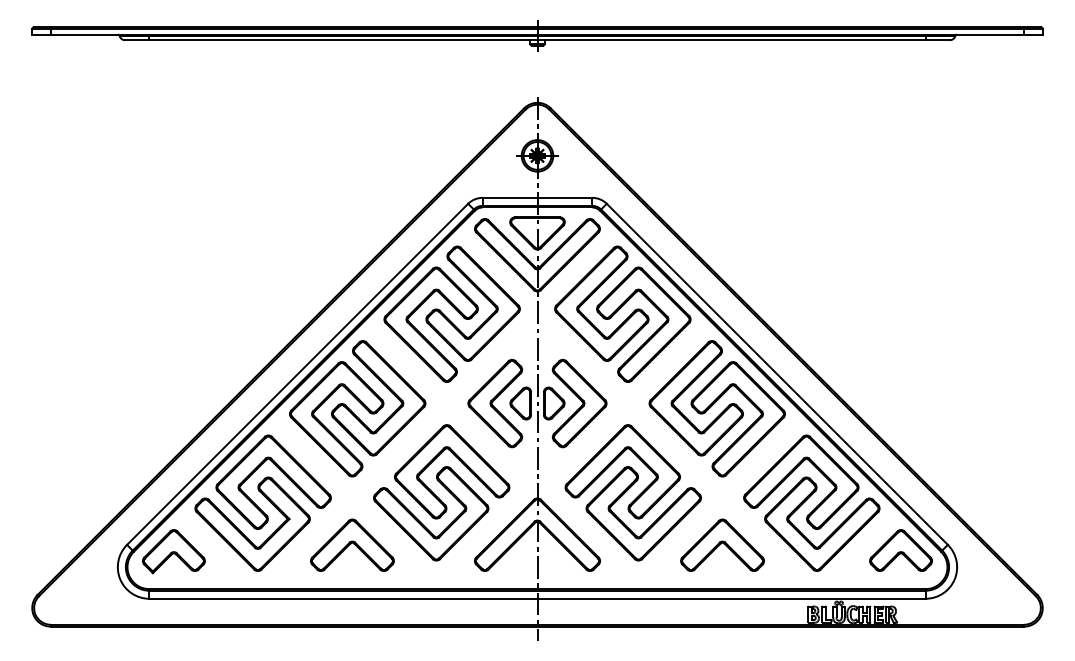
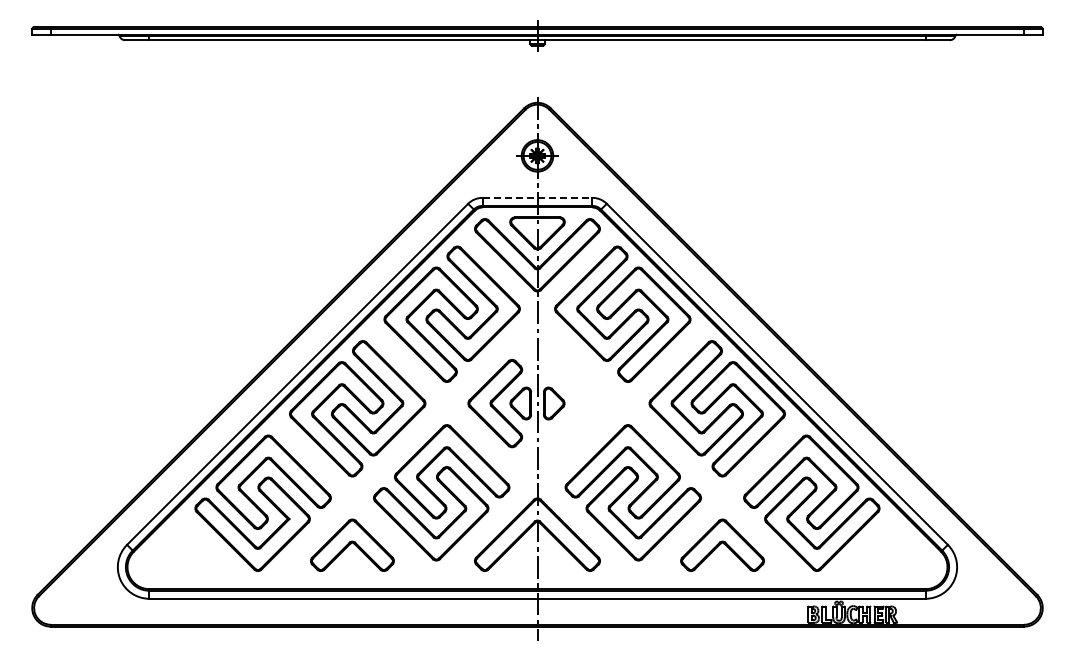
line: solid -> dashed (537, 197)
part: present -> none (579, 403)
part: present -> none (900, 550)
part: present -> none (173, 551)
